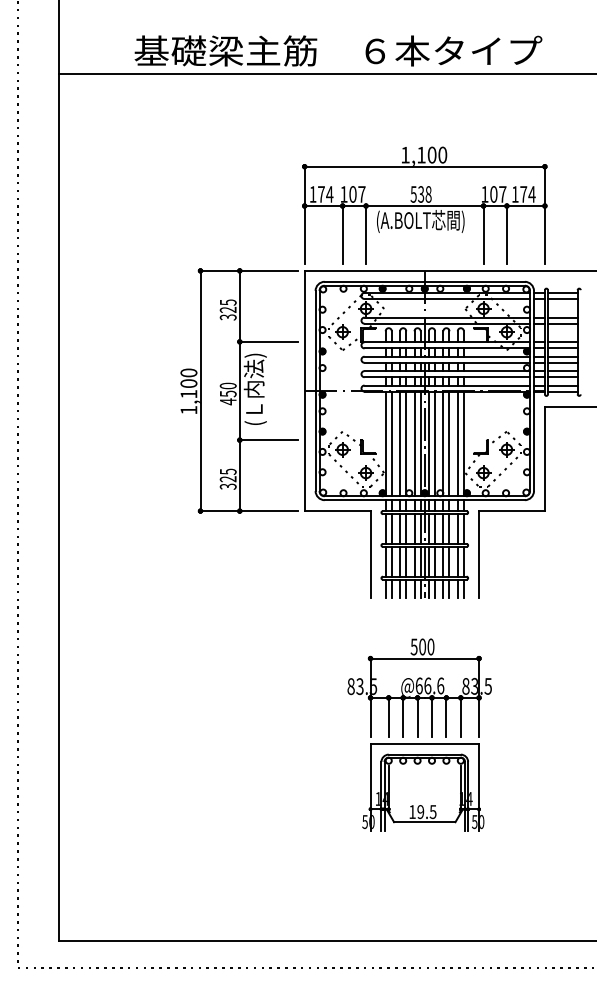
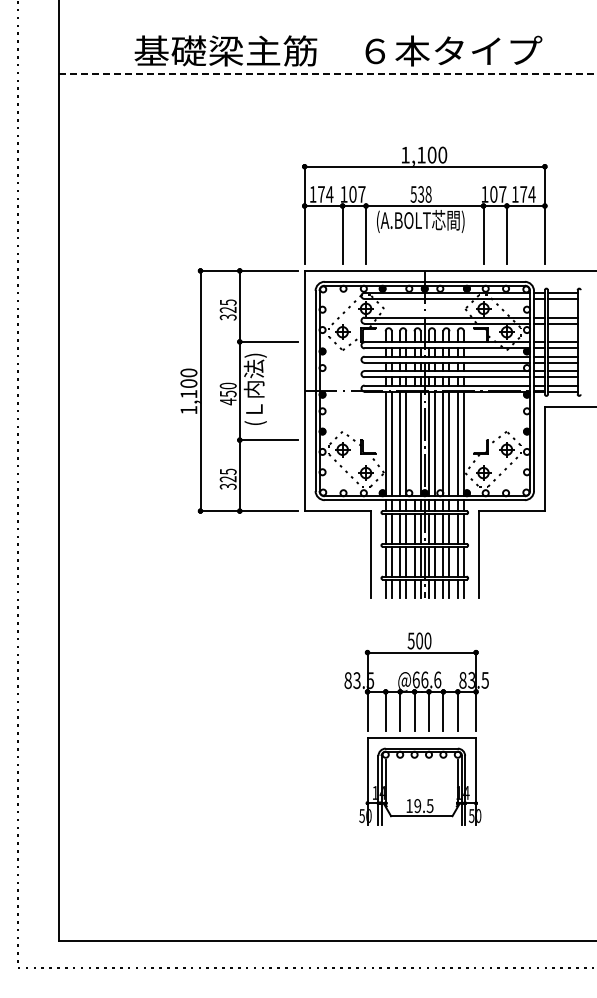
line: solid -> dashed (327, 73)
line: present -> none (414, 443)
part position: (419, 734) -> (416, 728) (416, 728)
